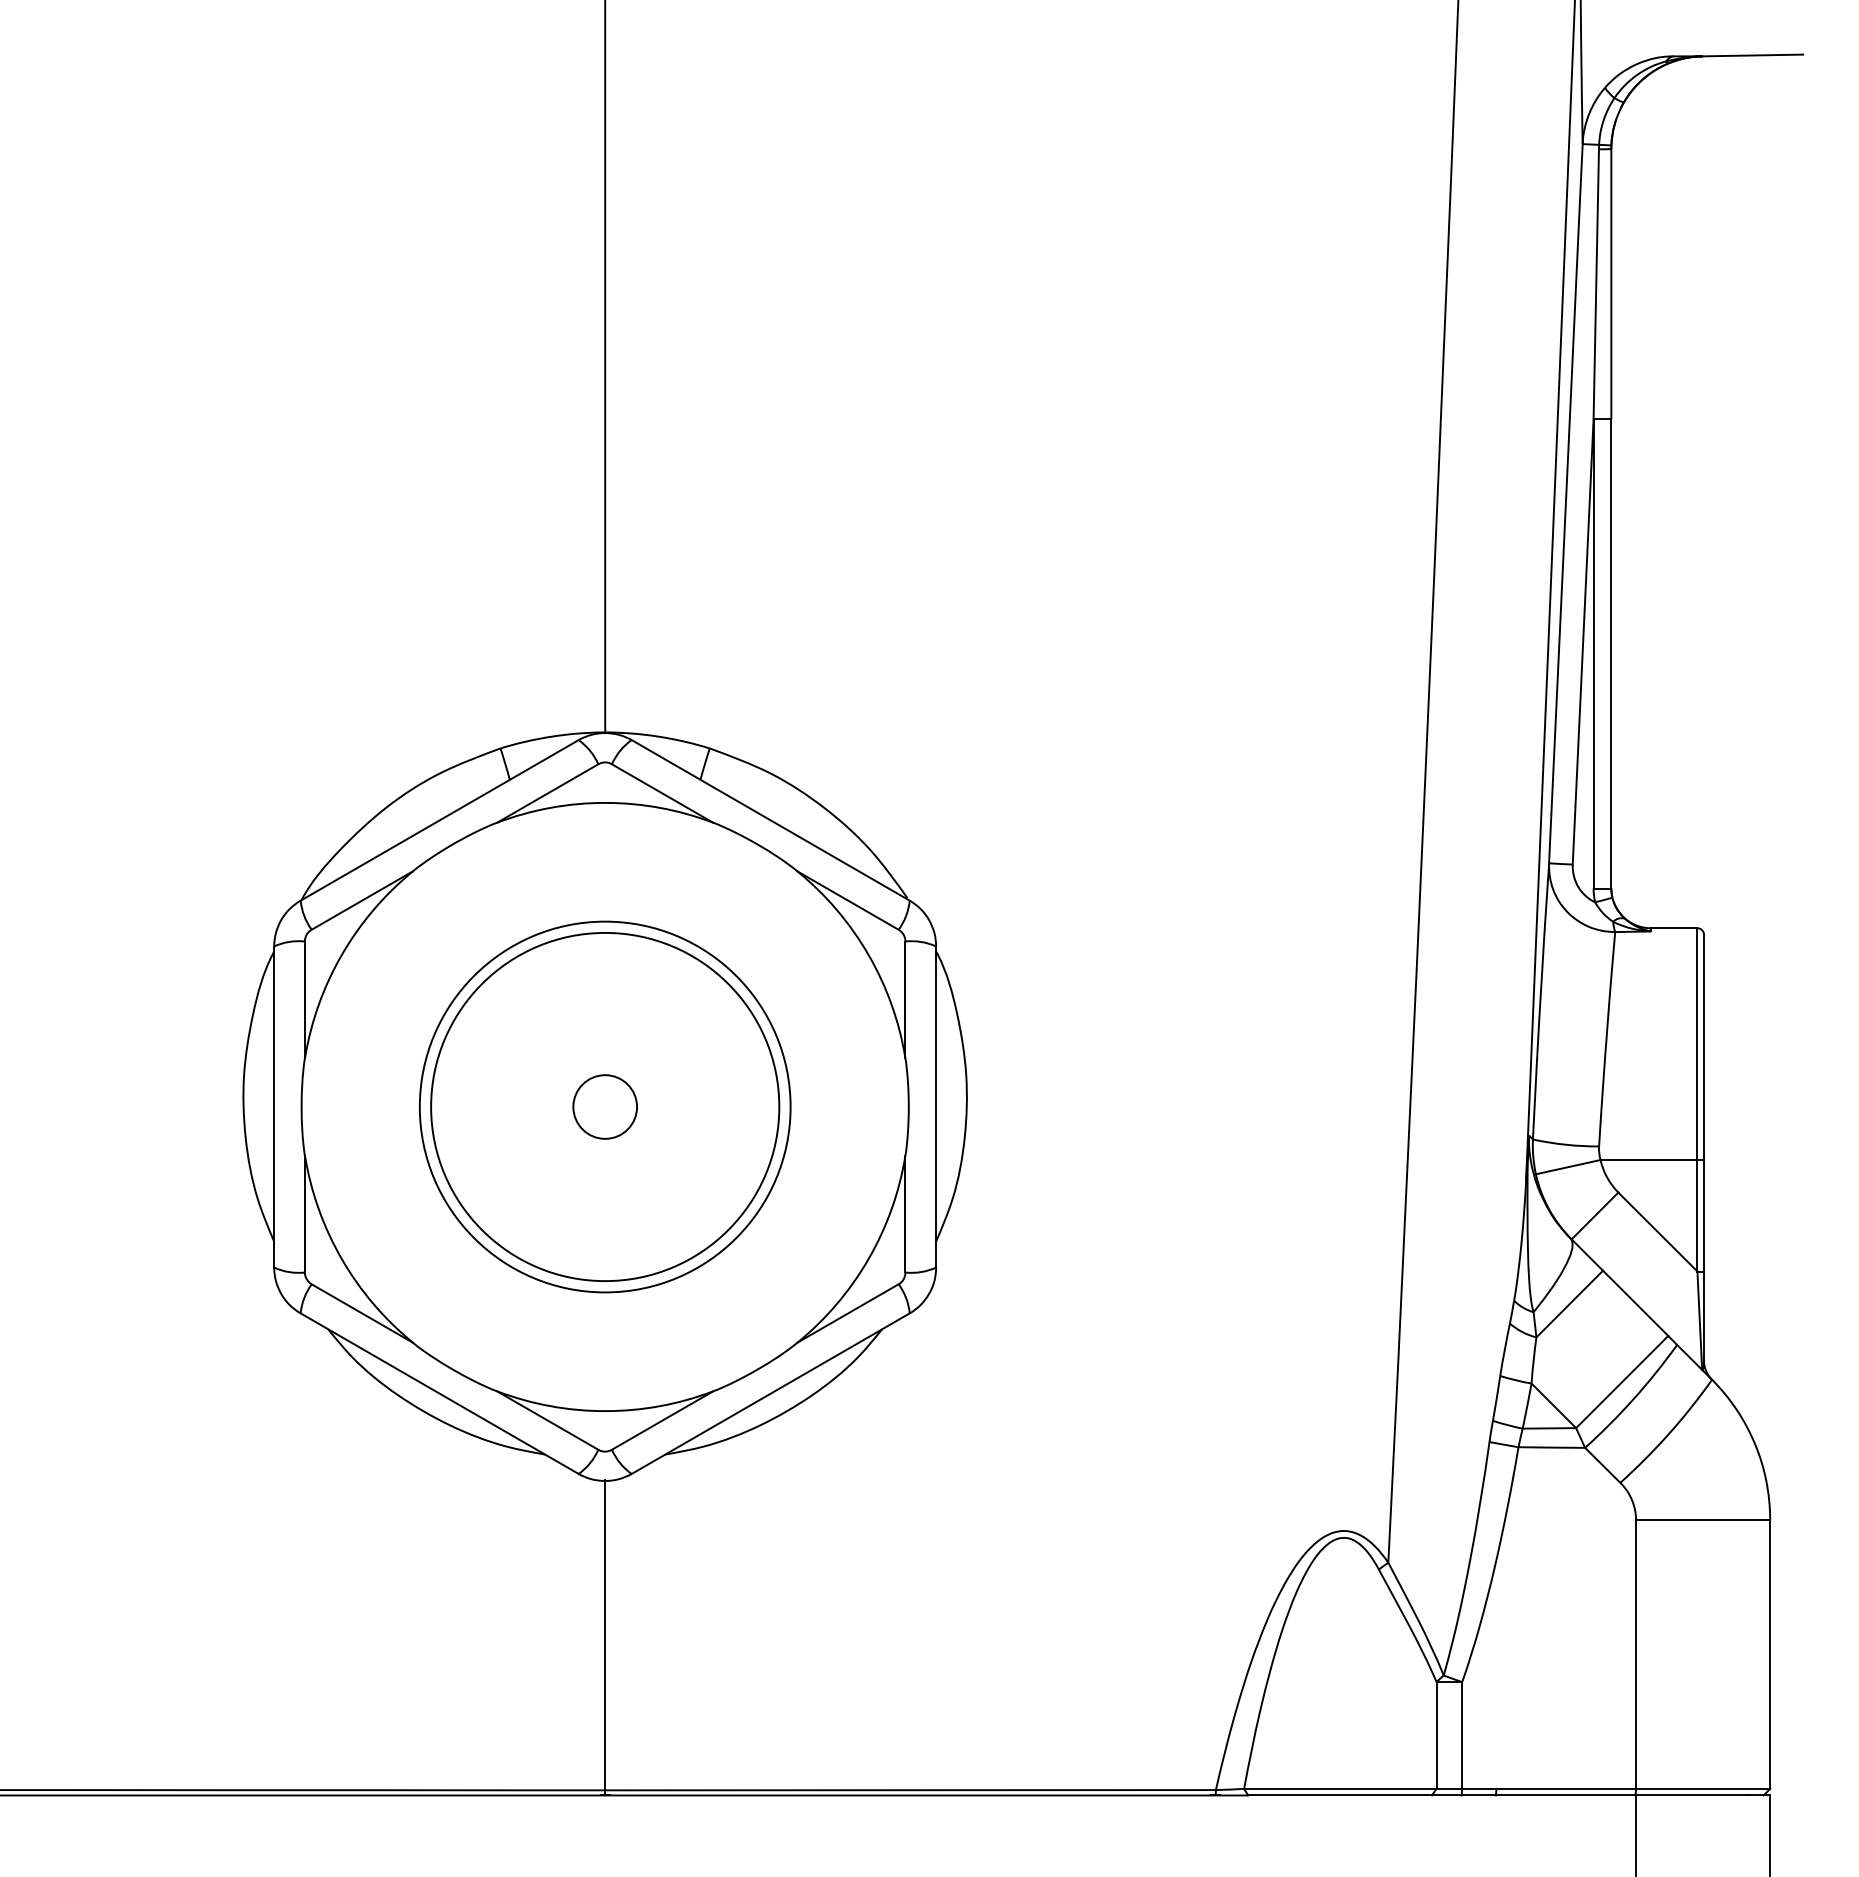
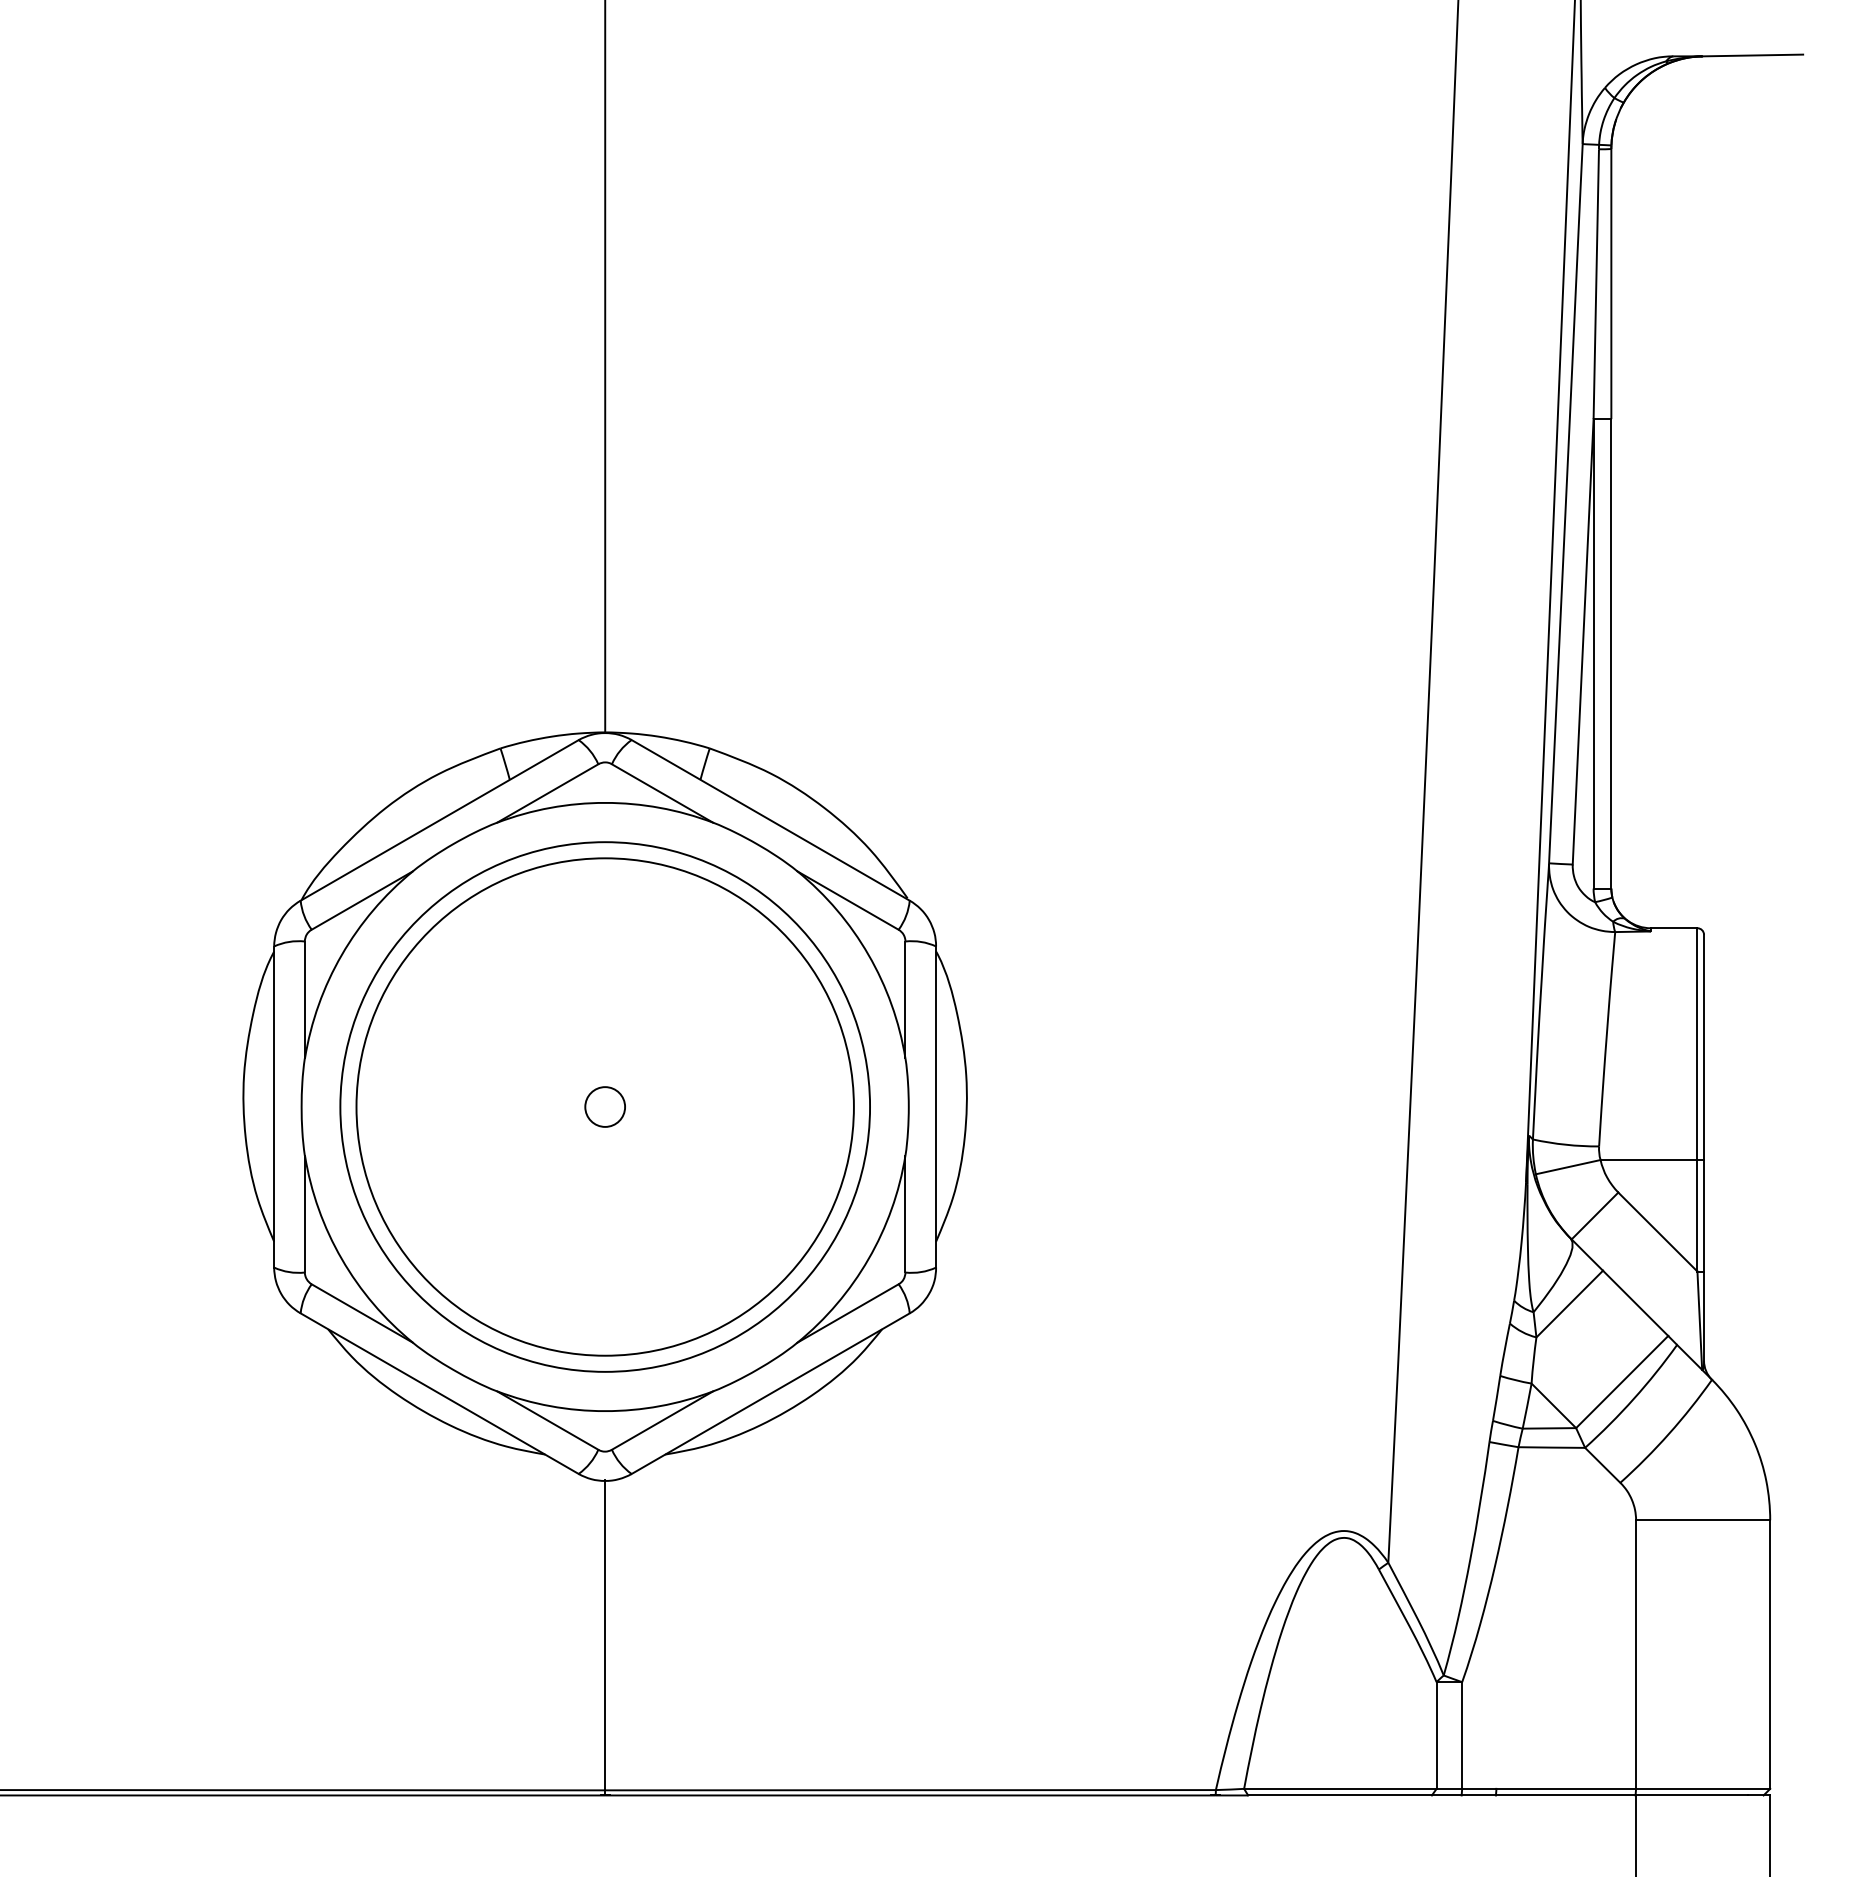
circle diameter: 371 px -> 530 px (605, 1106)
circle diameter: 348 px -> 497 px (604, 1106)
circle diameter: 64 px -> 40 px (605, 1106)
